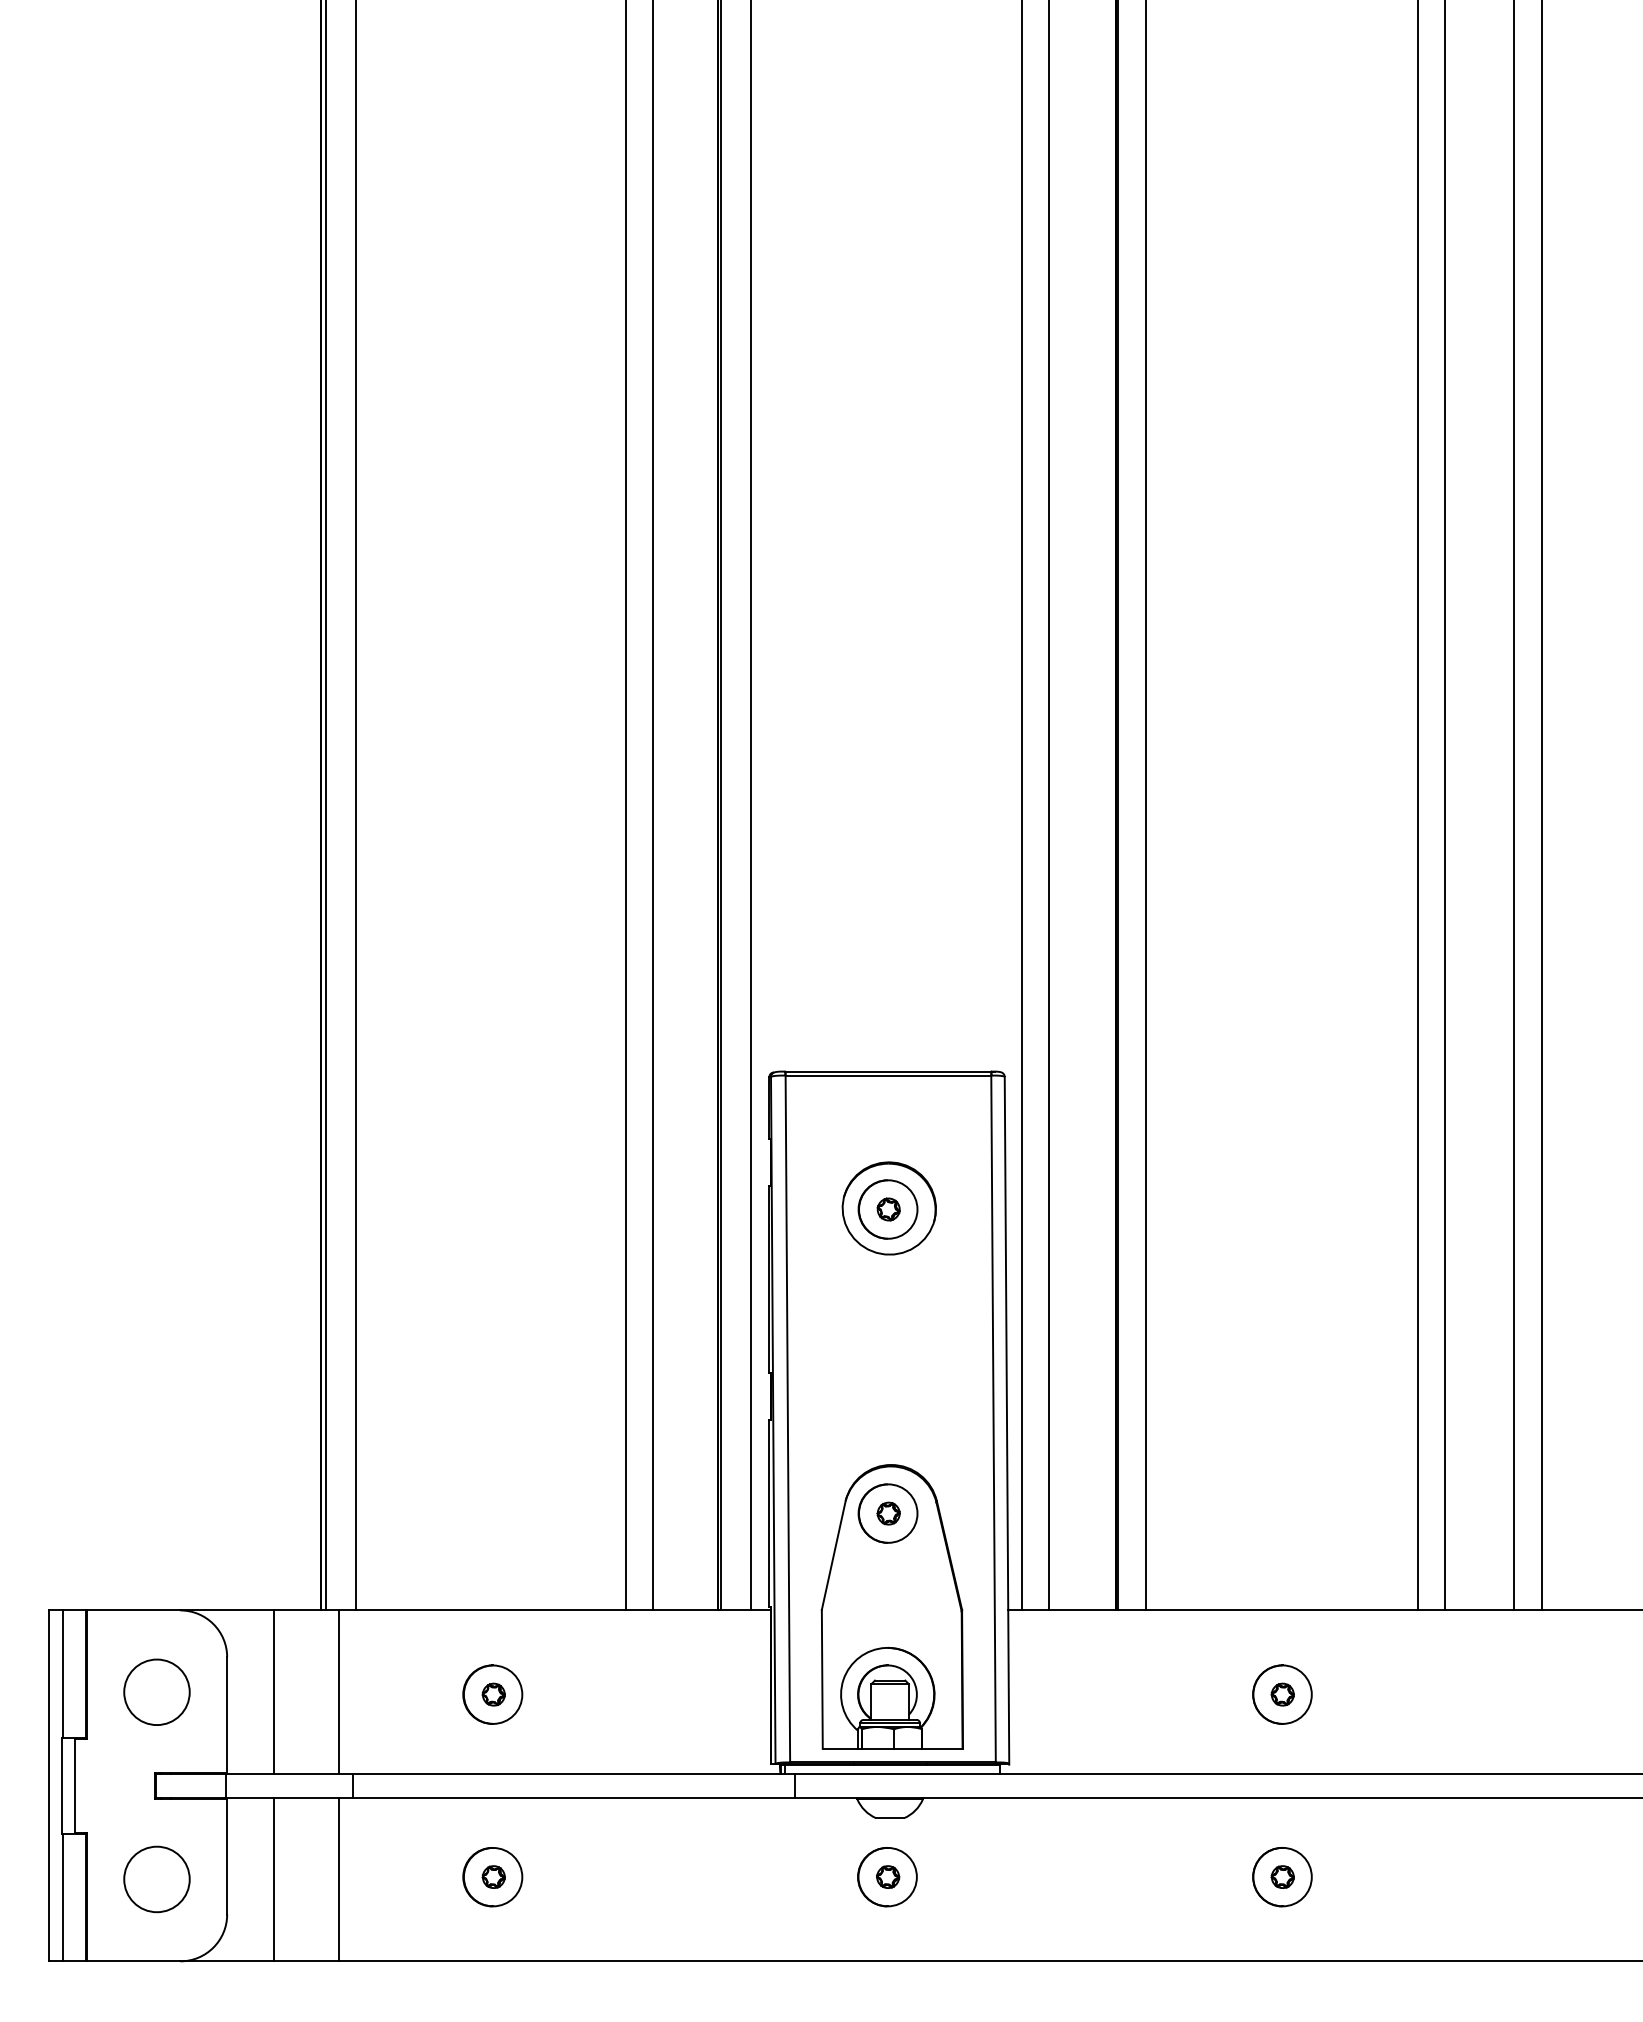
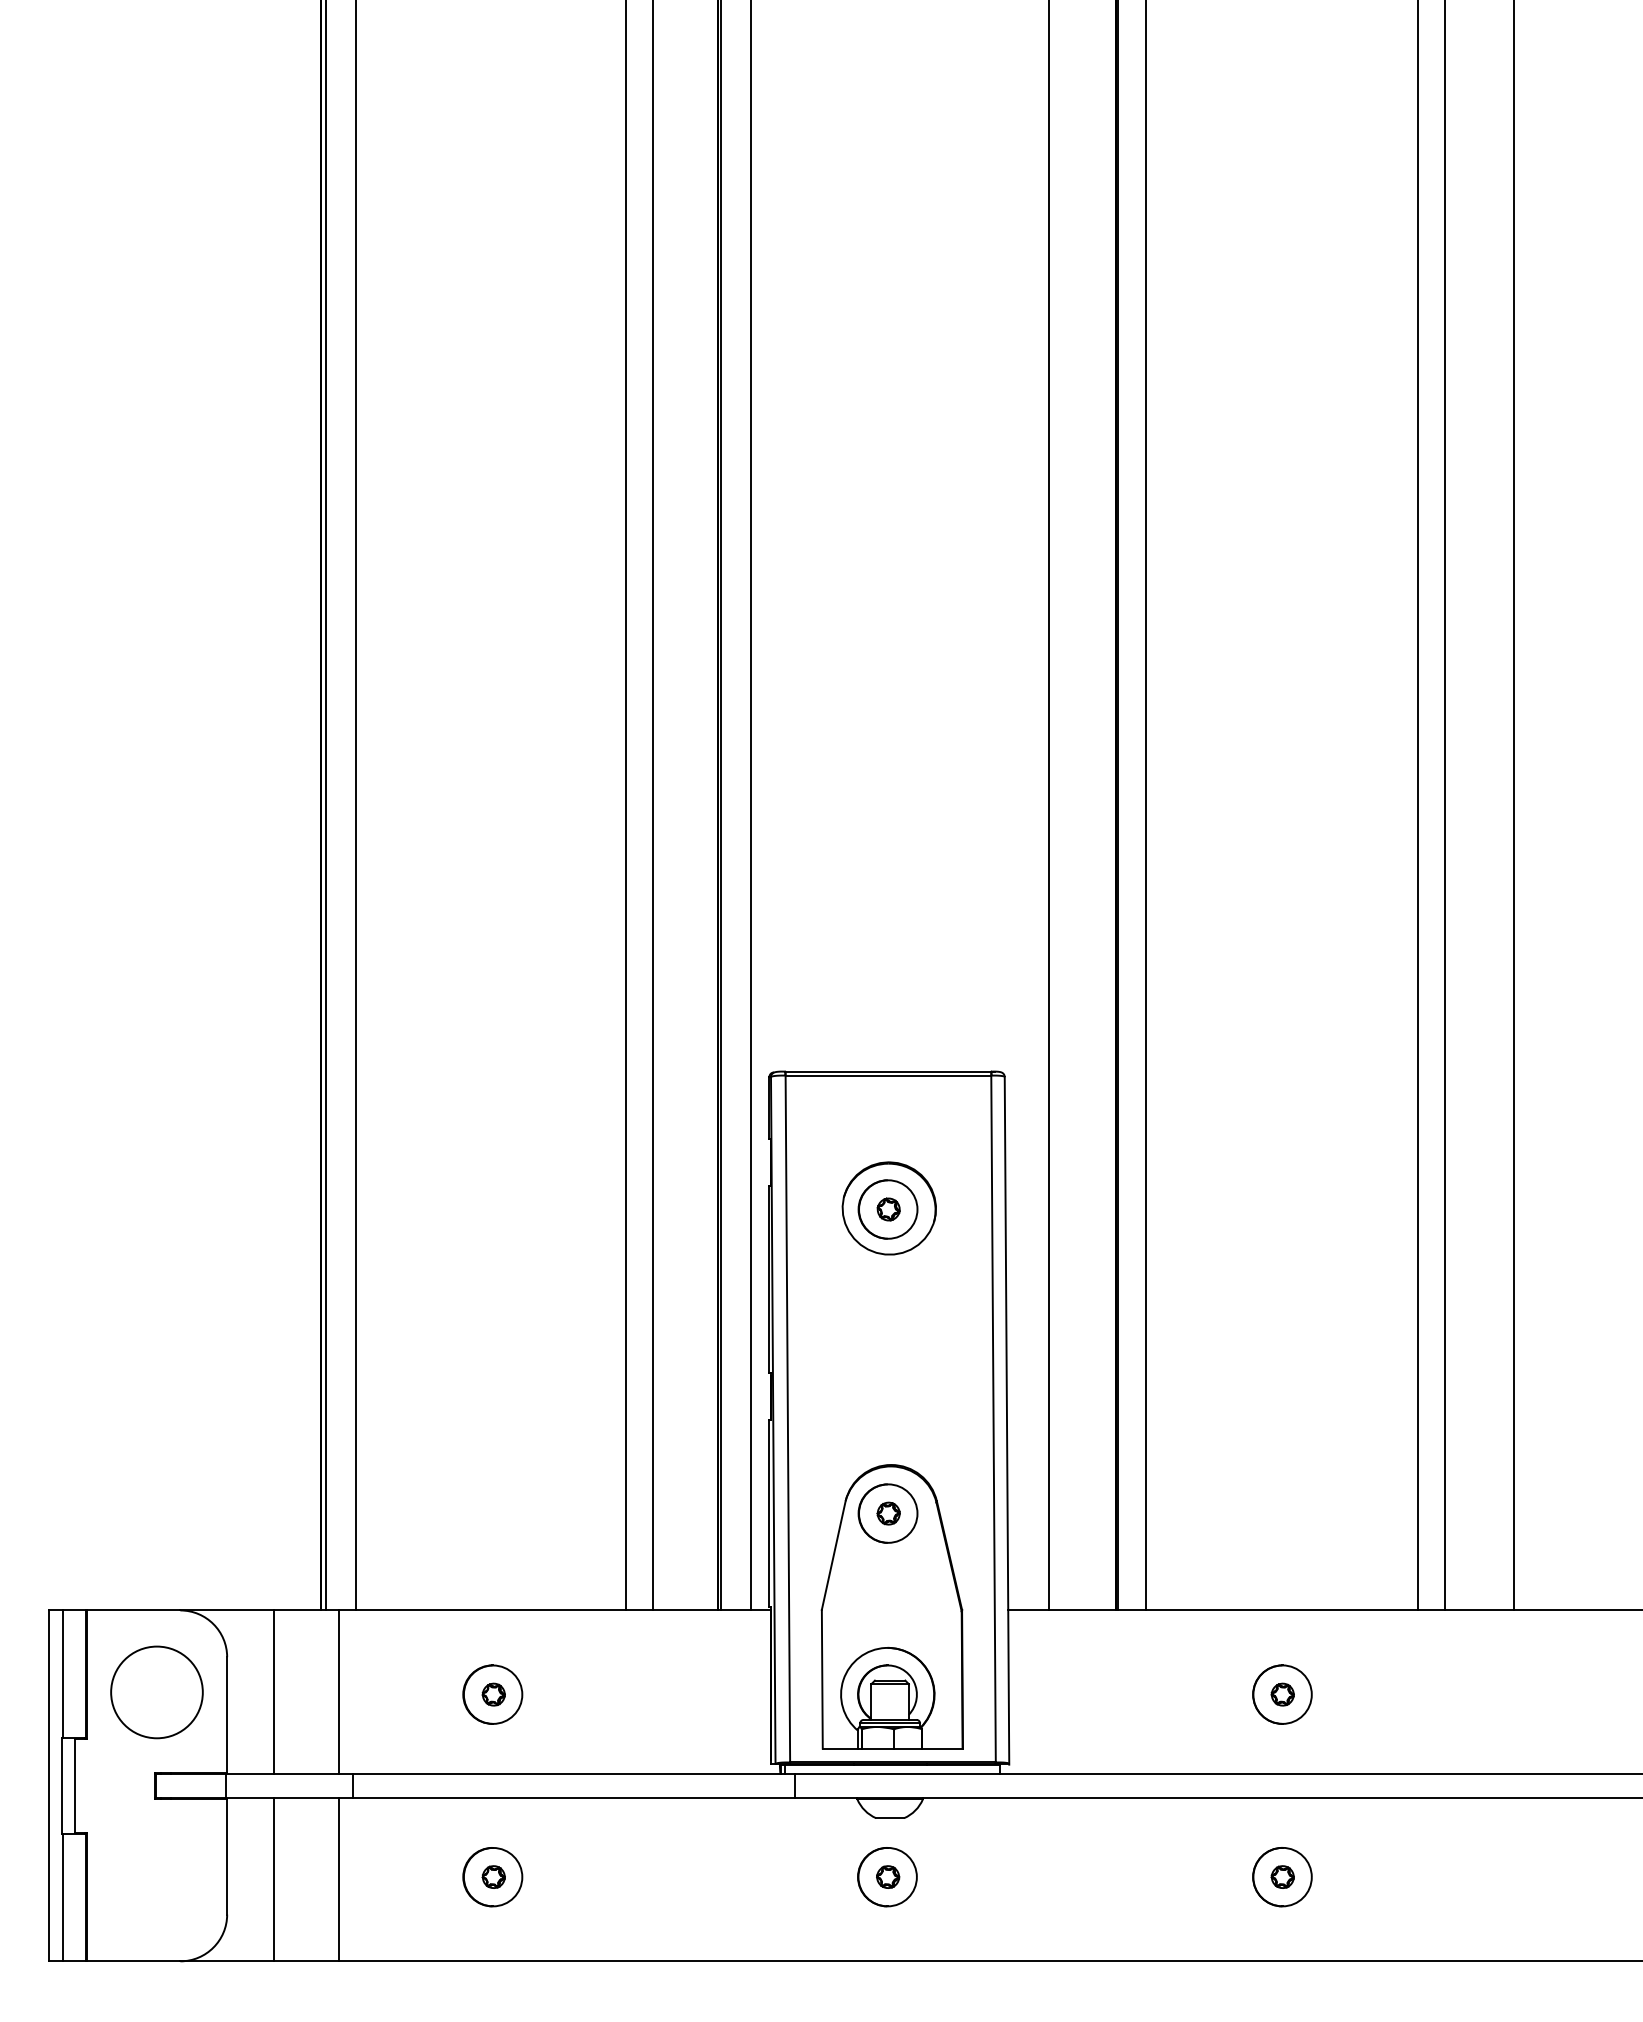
line: present -> none (1021, 806)
line: present -> none (1541, 806)
circle size: 68x68 px -> 94x95 px (156, 1692)
circle: present -> none (156, 1879)
